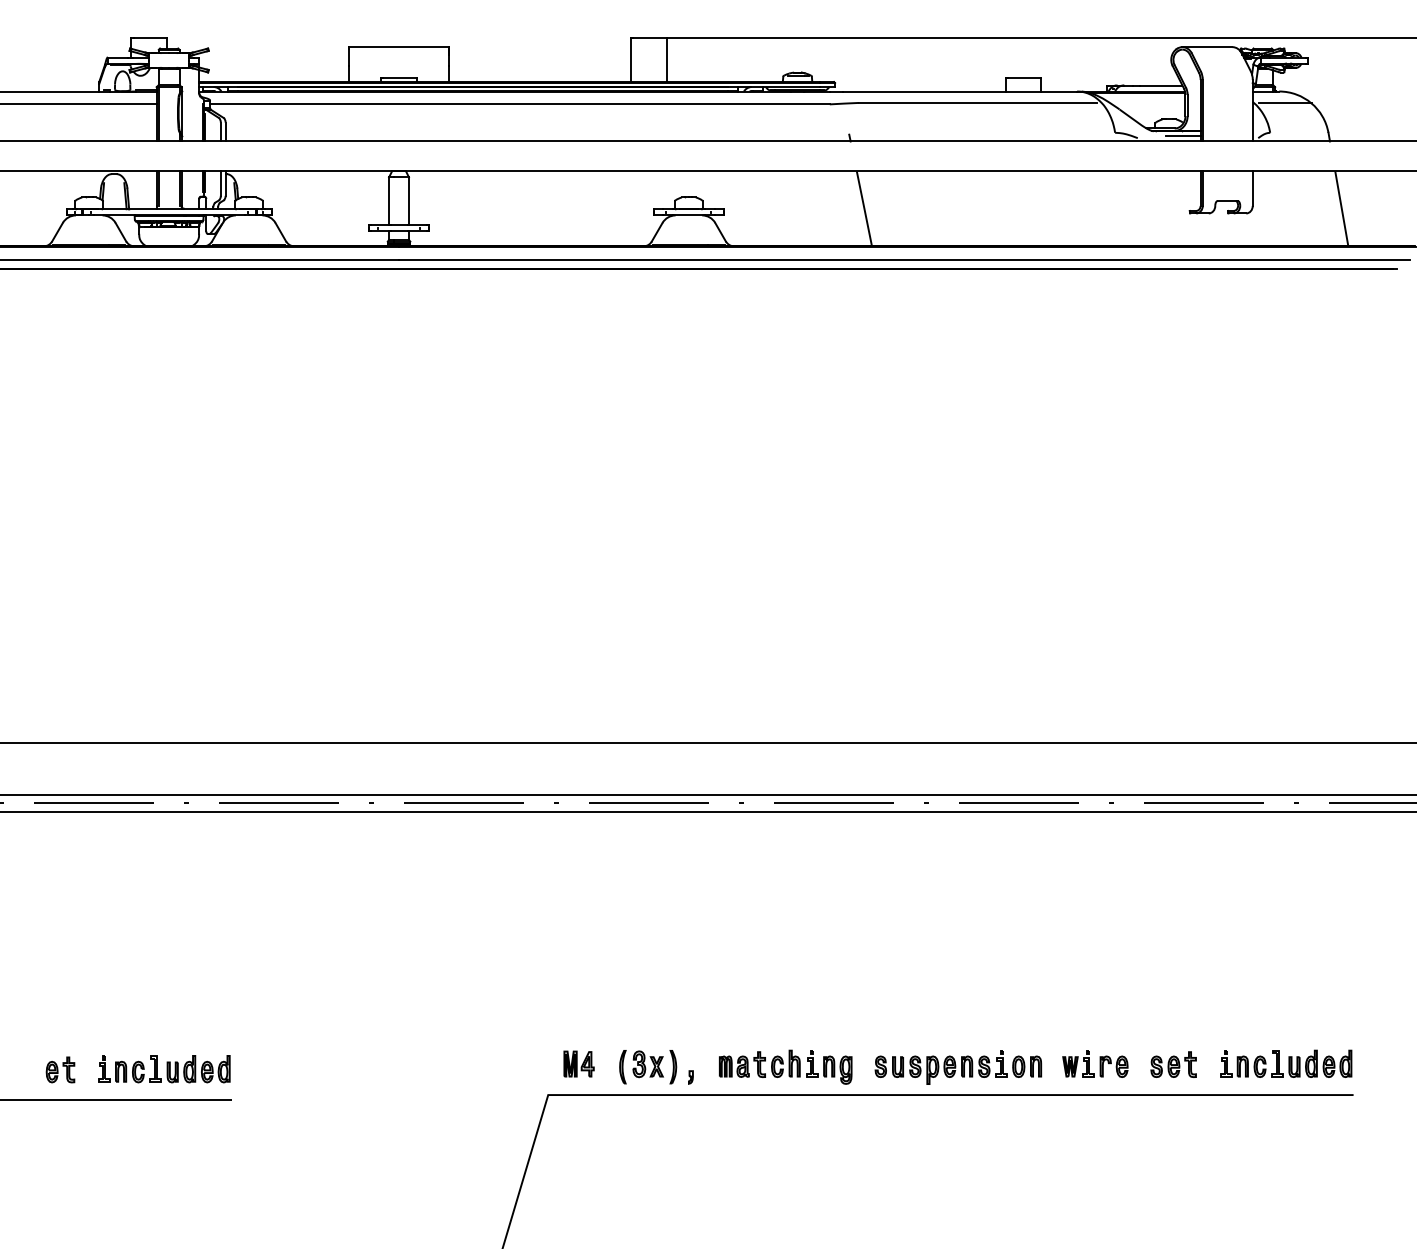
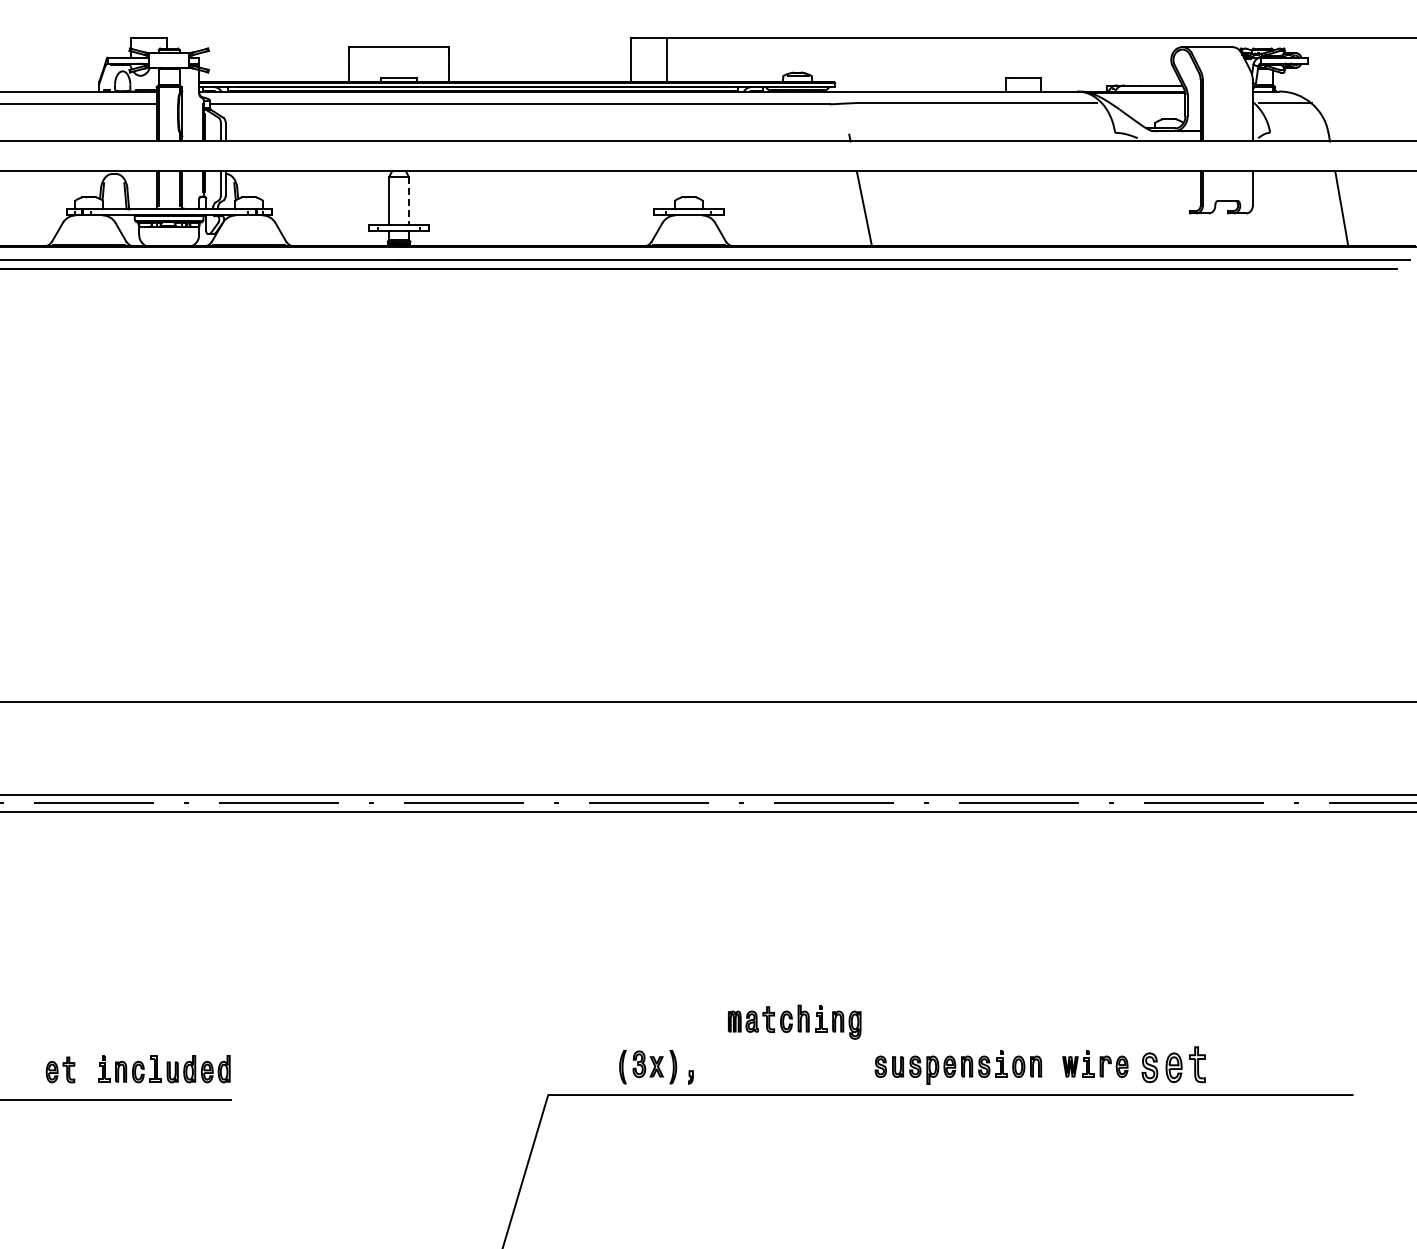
line: present -> none (1182, 136)
line: solid -> dashed (409, 201)
line position: (707, 743) -> (707, 702) (707, 702)
part: present -> none (578, 1063)
part: present -> none (1286, 1063)
part size: 47x27 px -> 65x38 px (1173, 1064)
part position: (785, 1066) -> (794, 1021) (794, 1021)
